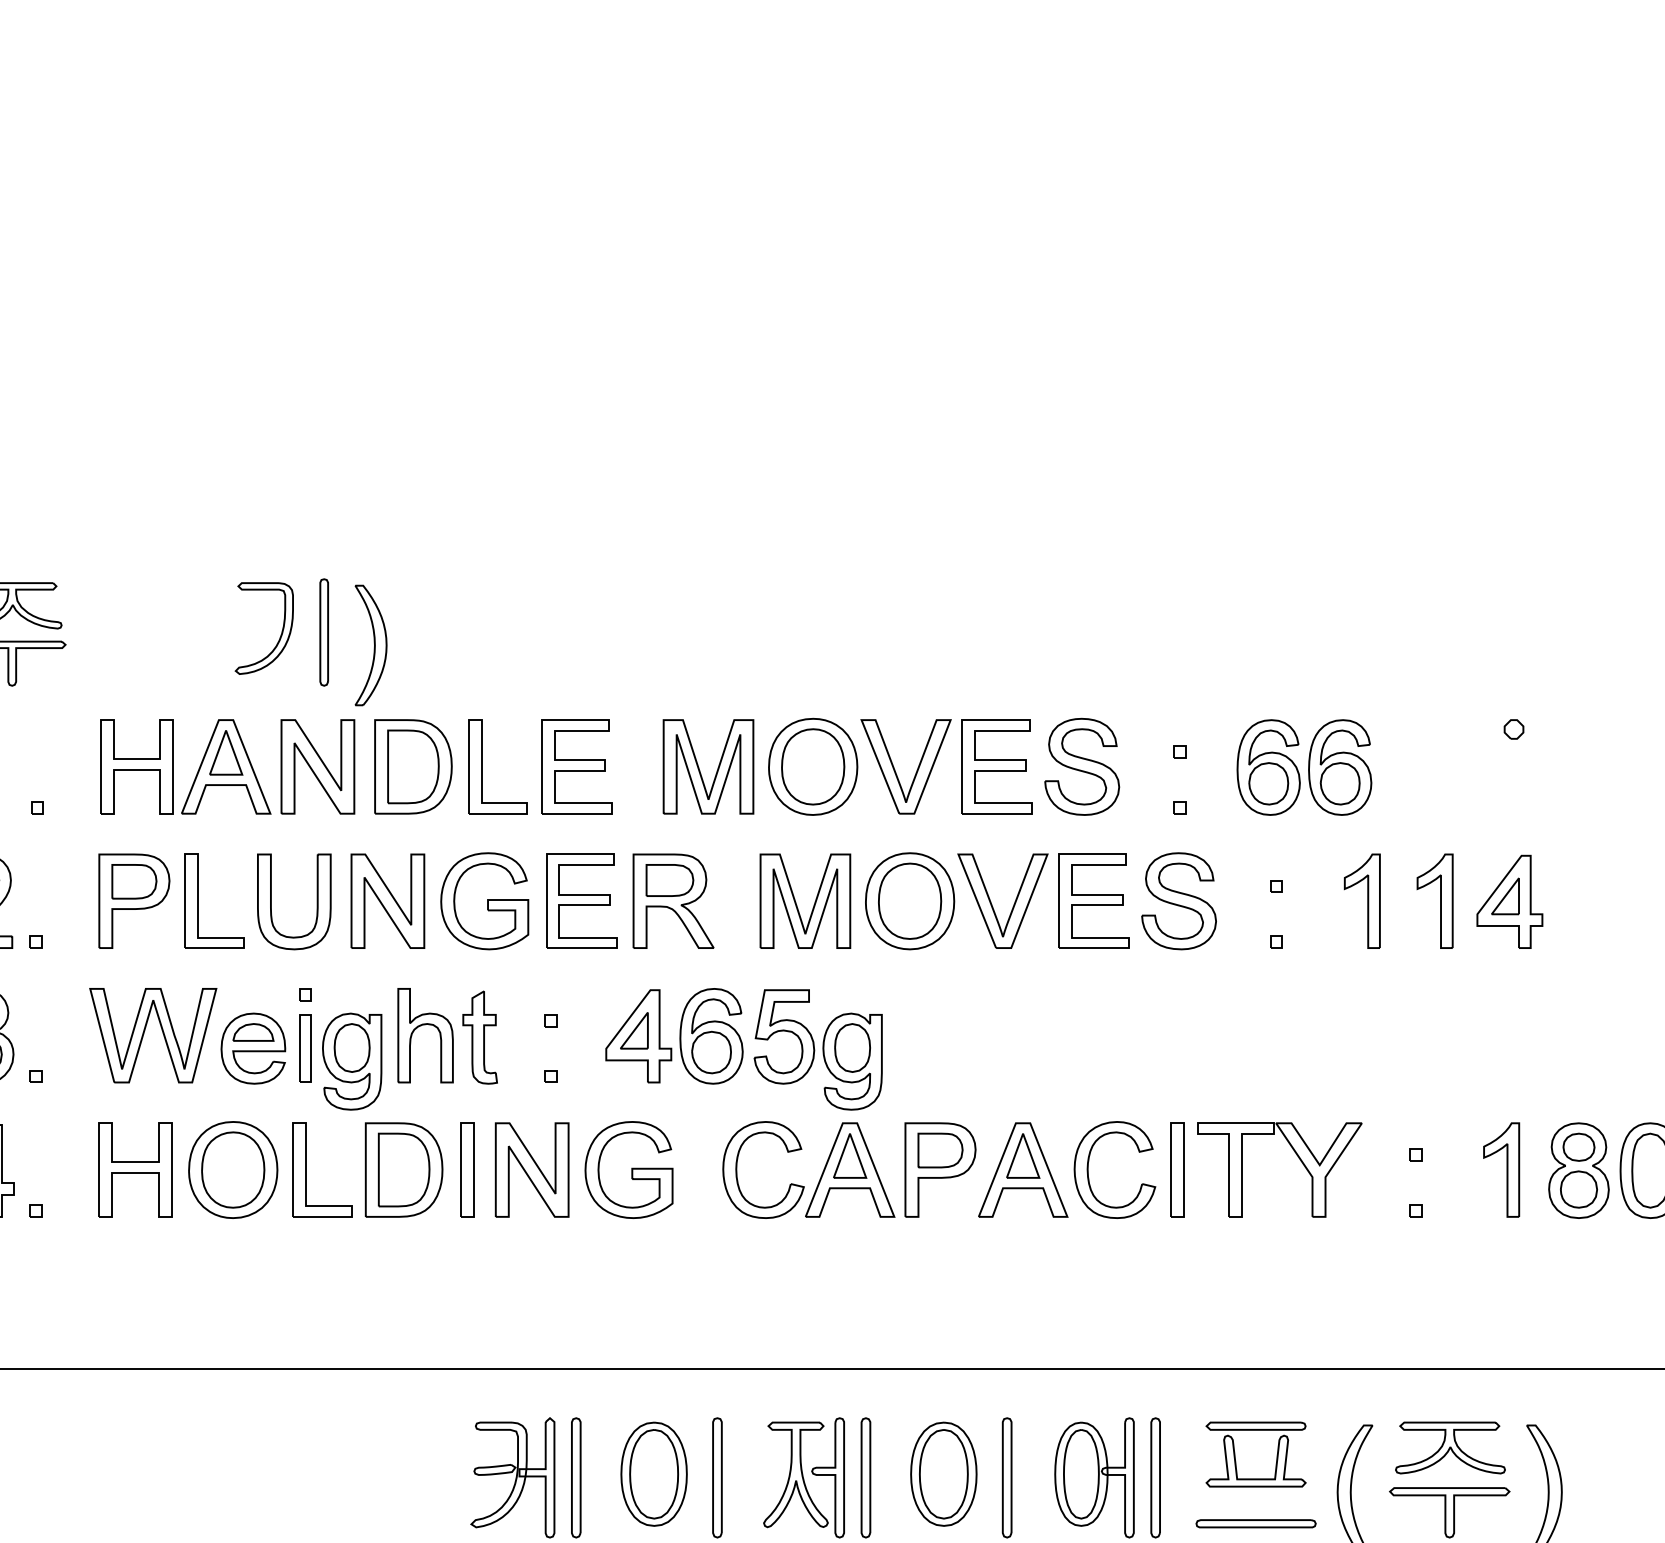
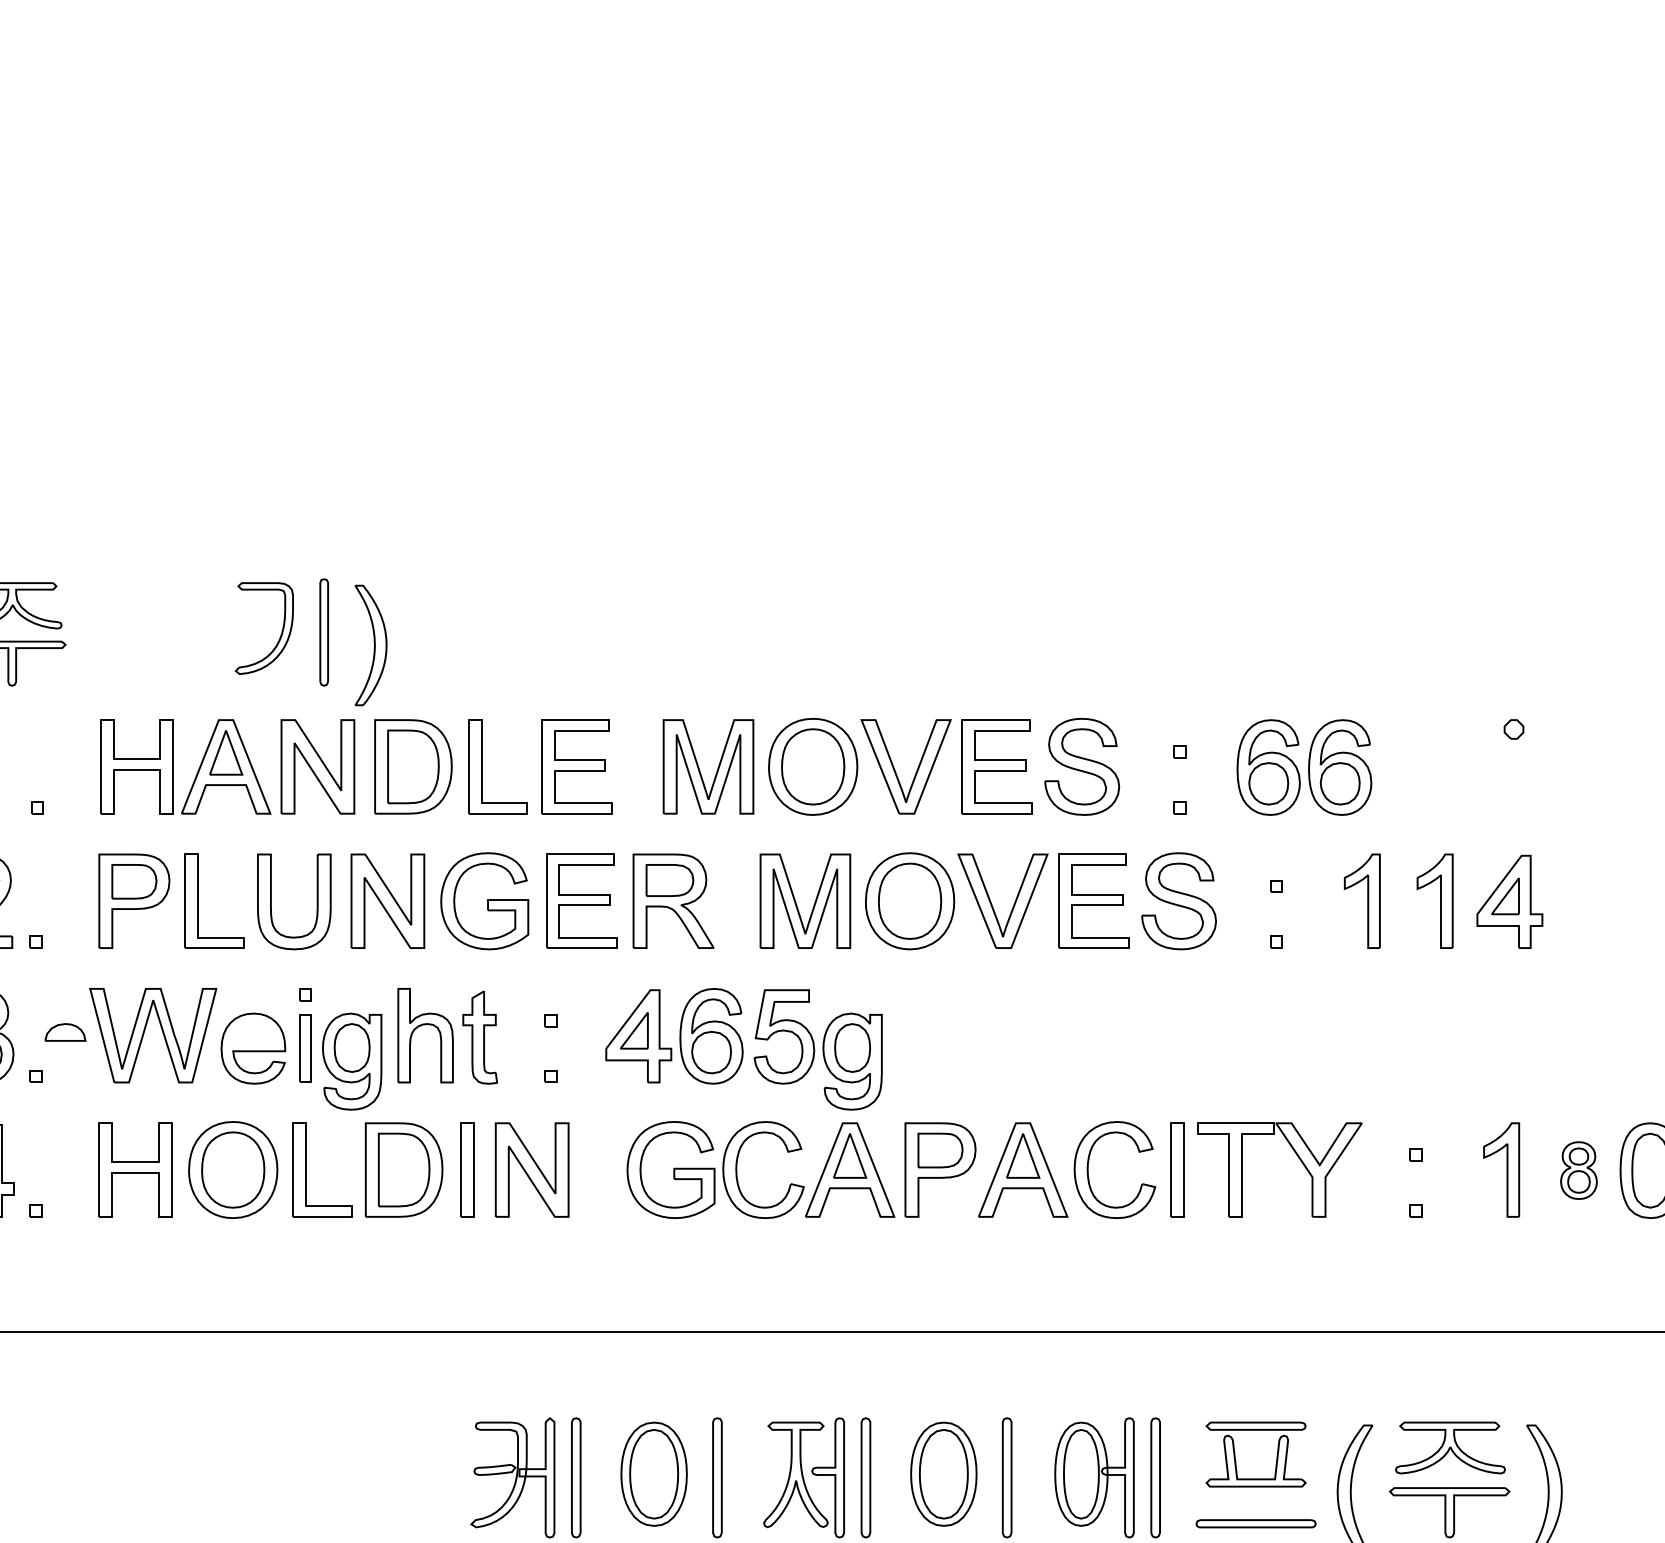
part position: (253, 1032) -> (65, 1032) (65, 1032)
part position: (628, 1169) -> (670, 1169) (670, 1169)
part size: 62x97 px -> 38x59 px (1578, 1170)
line position: (831, 1369) -> (831, 1332) (831, 1332)
